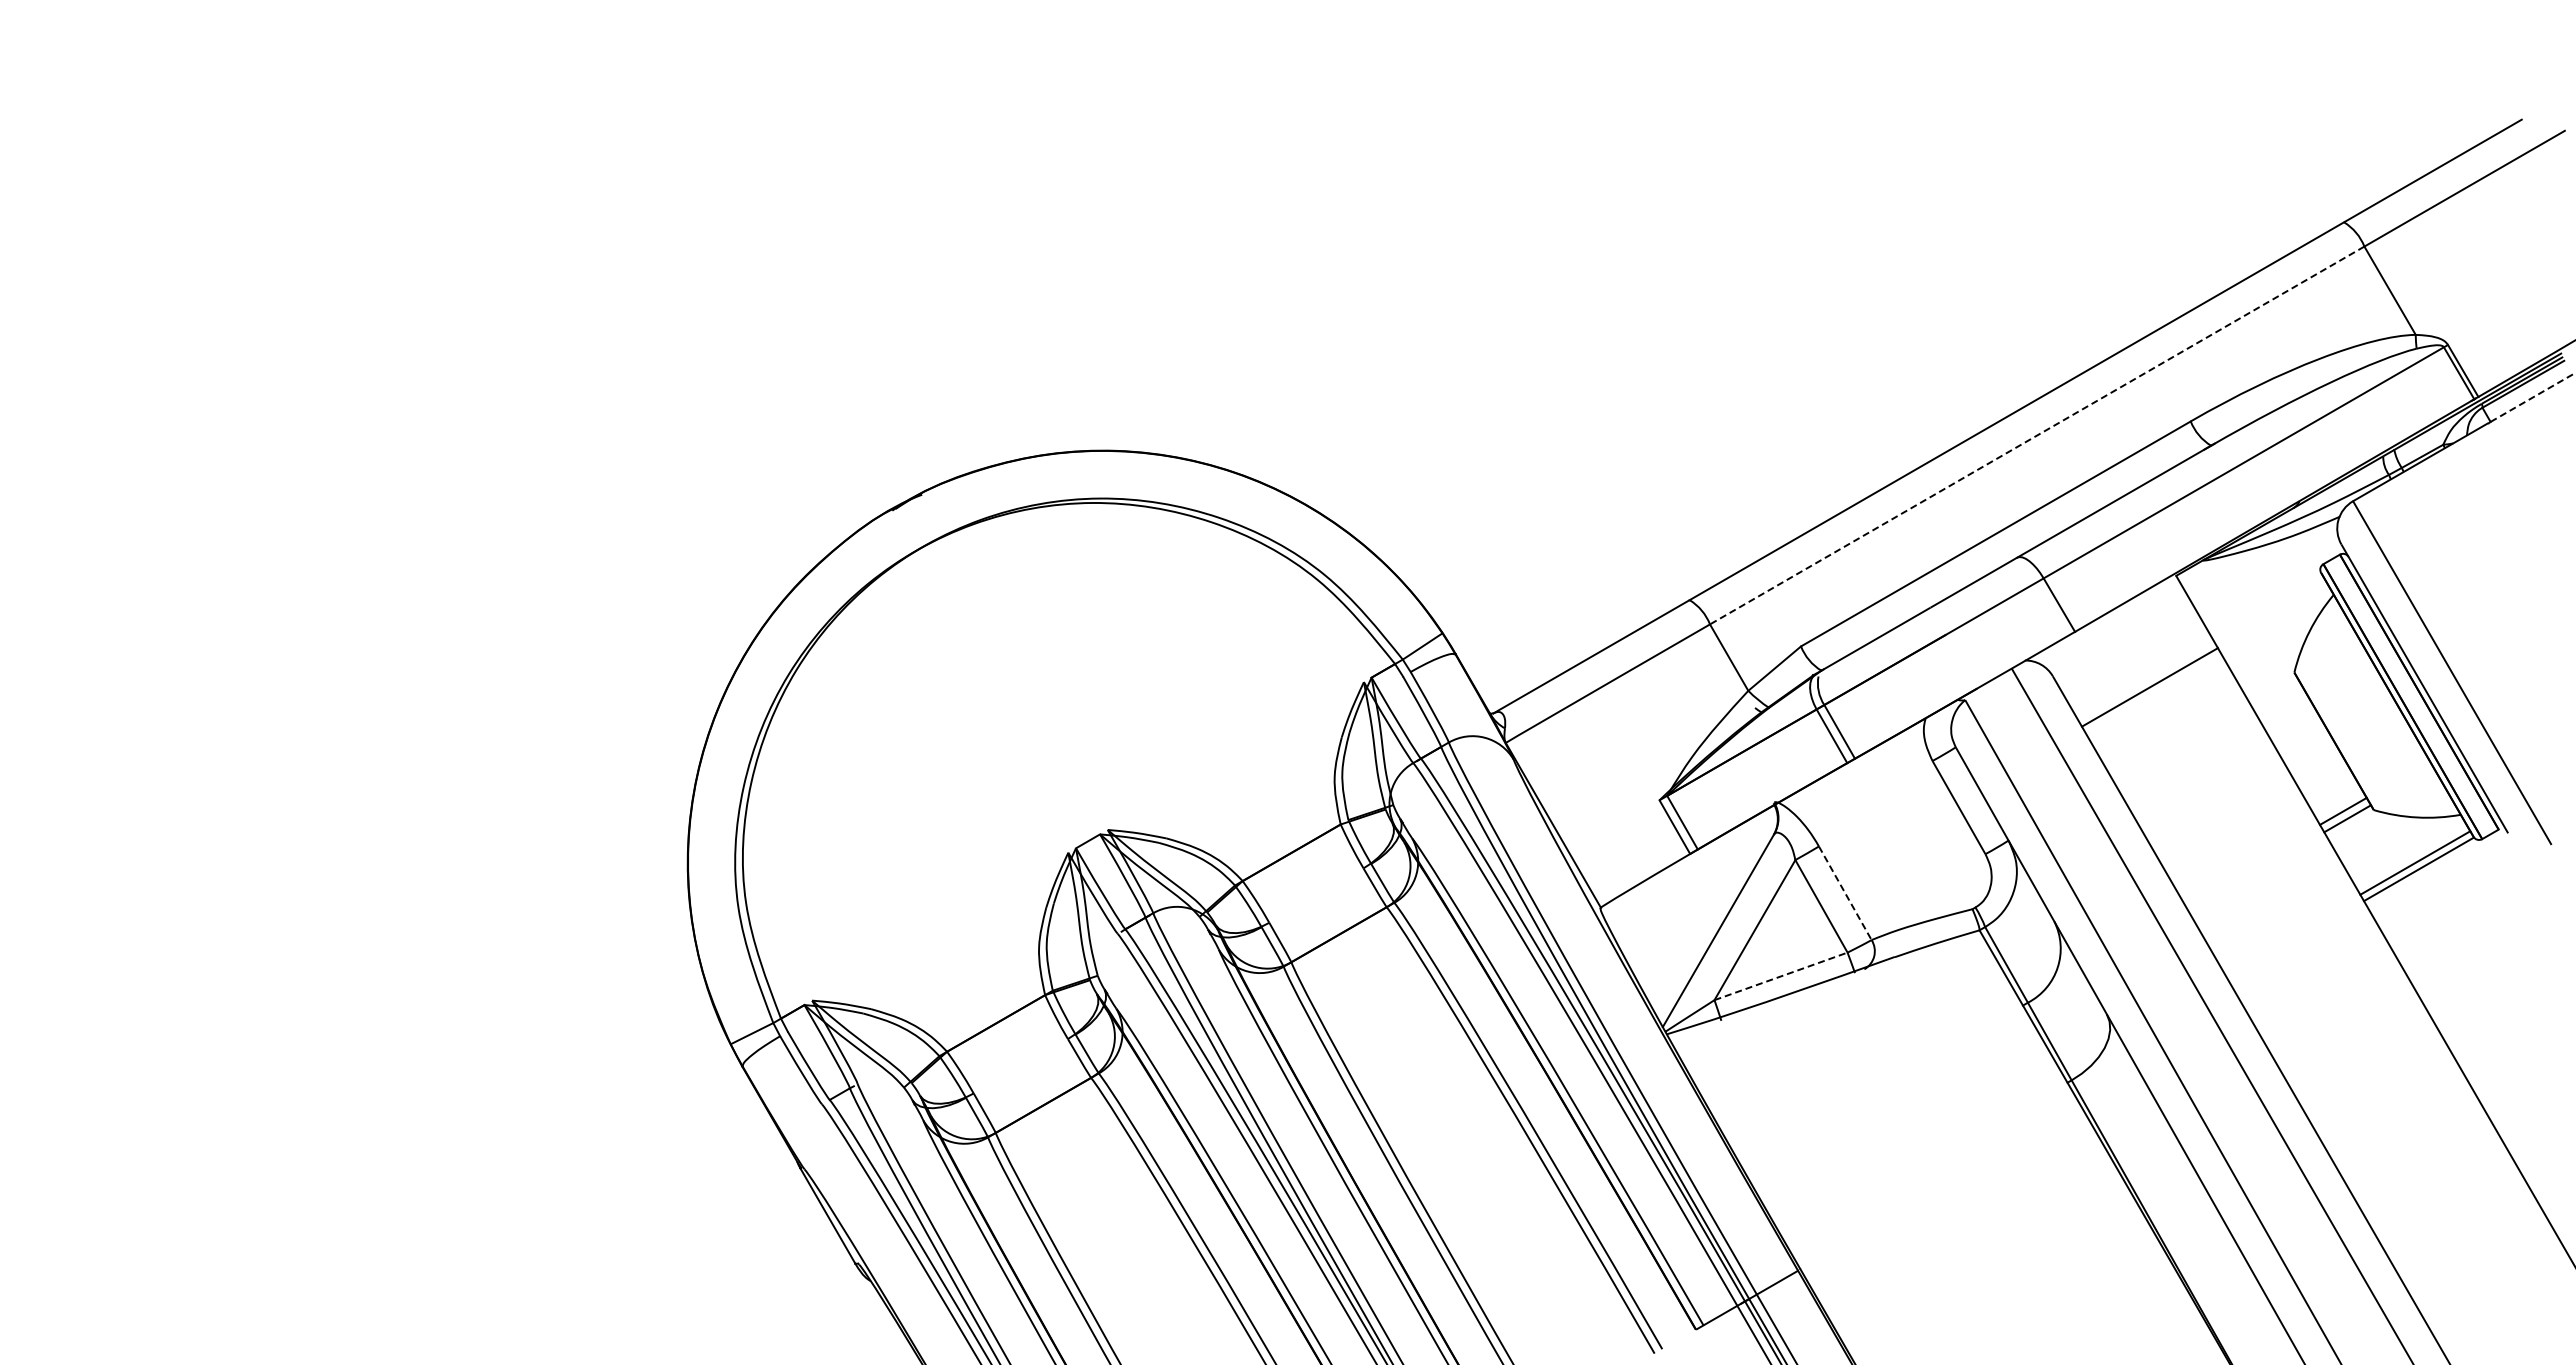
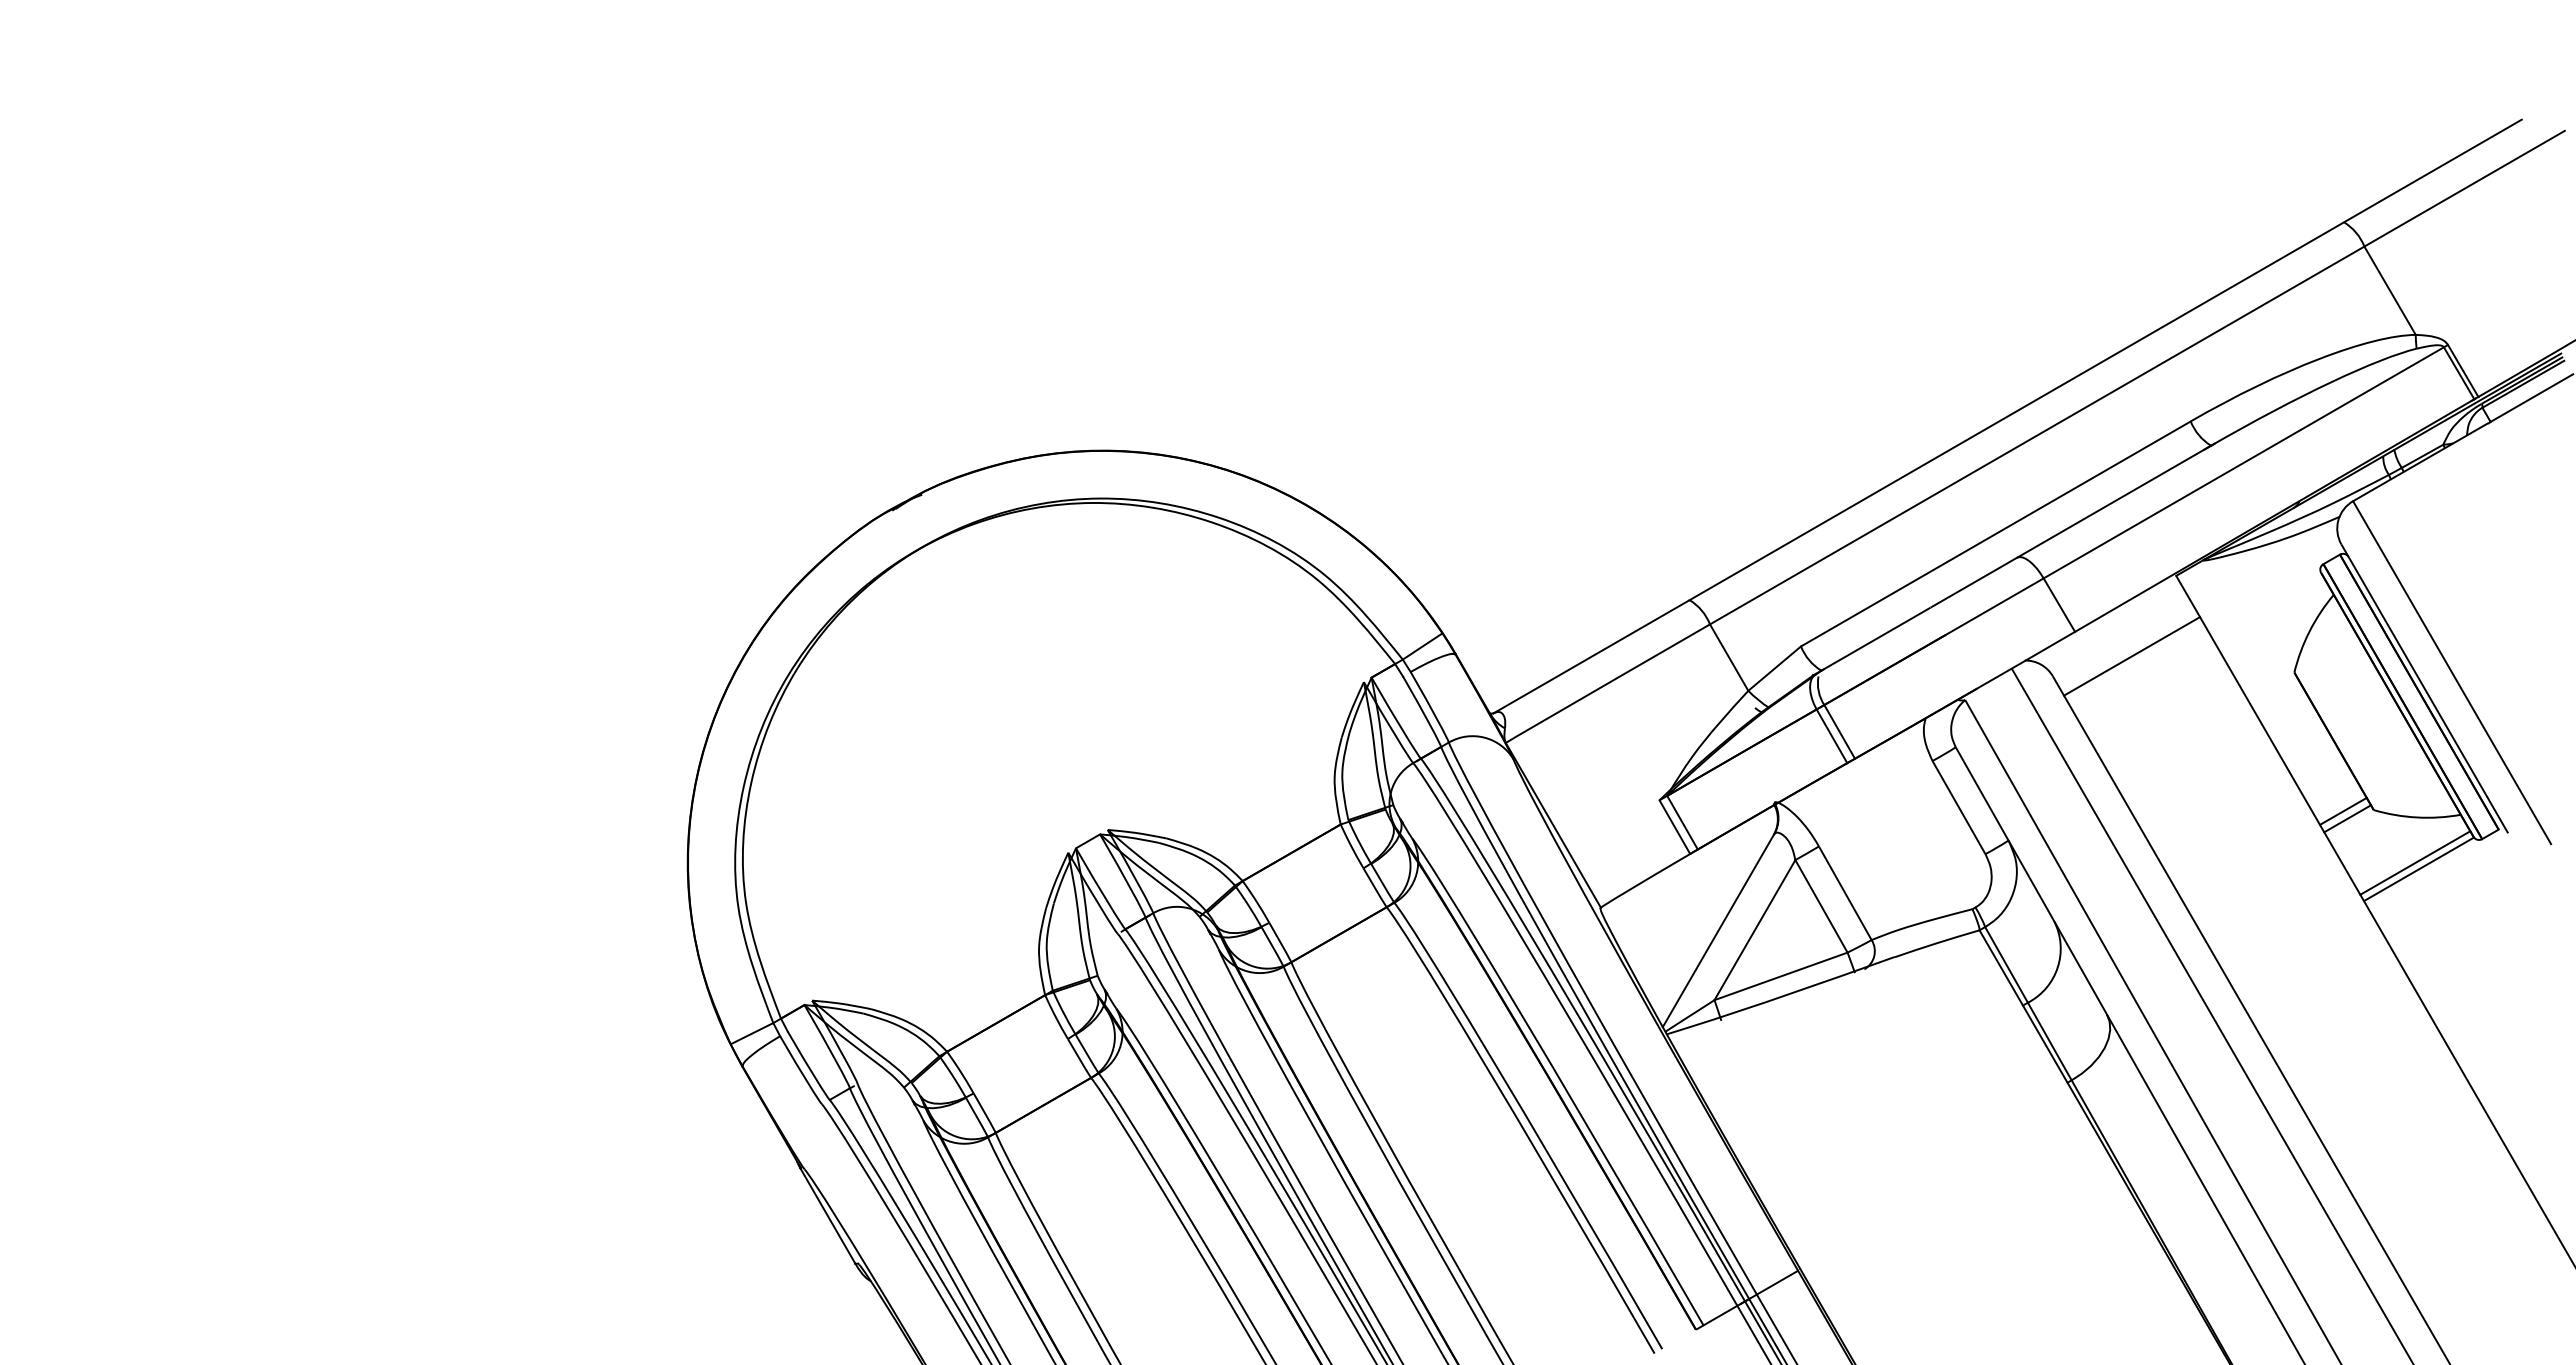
line: dashed -> solid (2531, 398)
line: dashed -> solid (2037, 435)
line position: (2150, 687) -> (2132, 656) (2132, 656)
line: dashed -> solid (1845, 894)
line: dashed -> solid (1781, 976)
